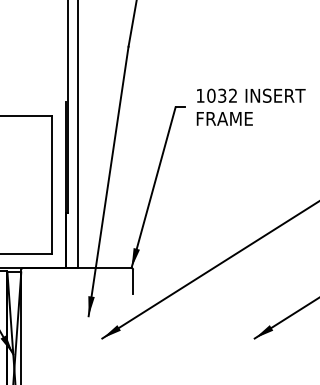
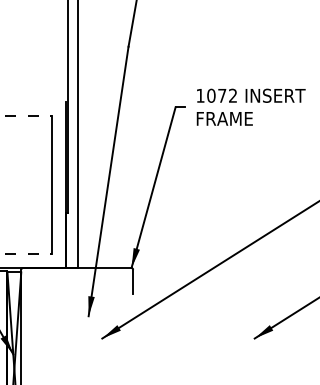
text: 1032 -> 1072 (222, 95)
line: solid -> dashed (26, 115)
line: solid -> dashed (26, 254)
